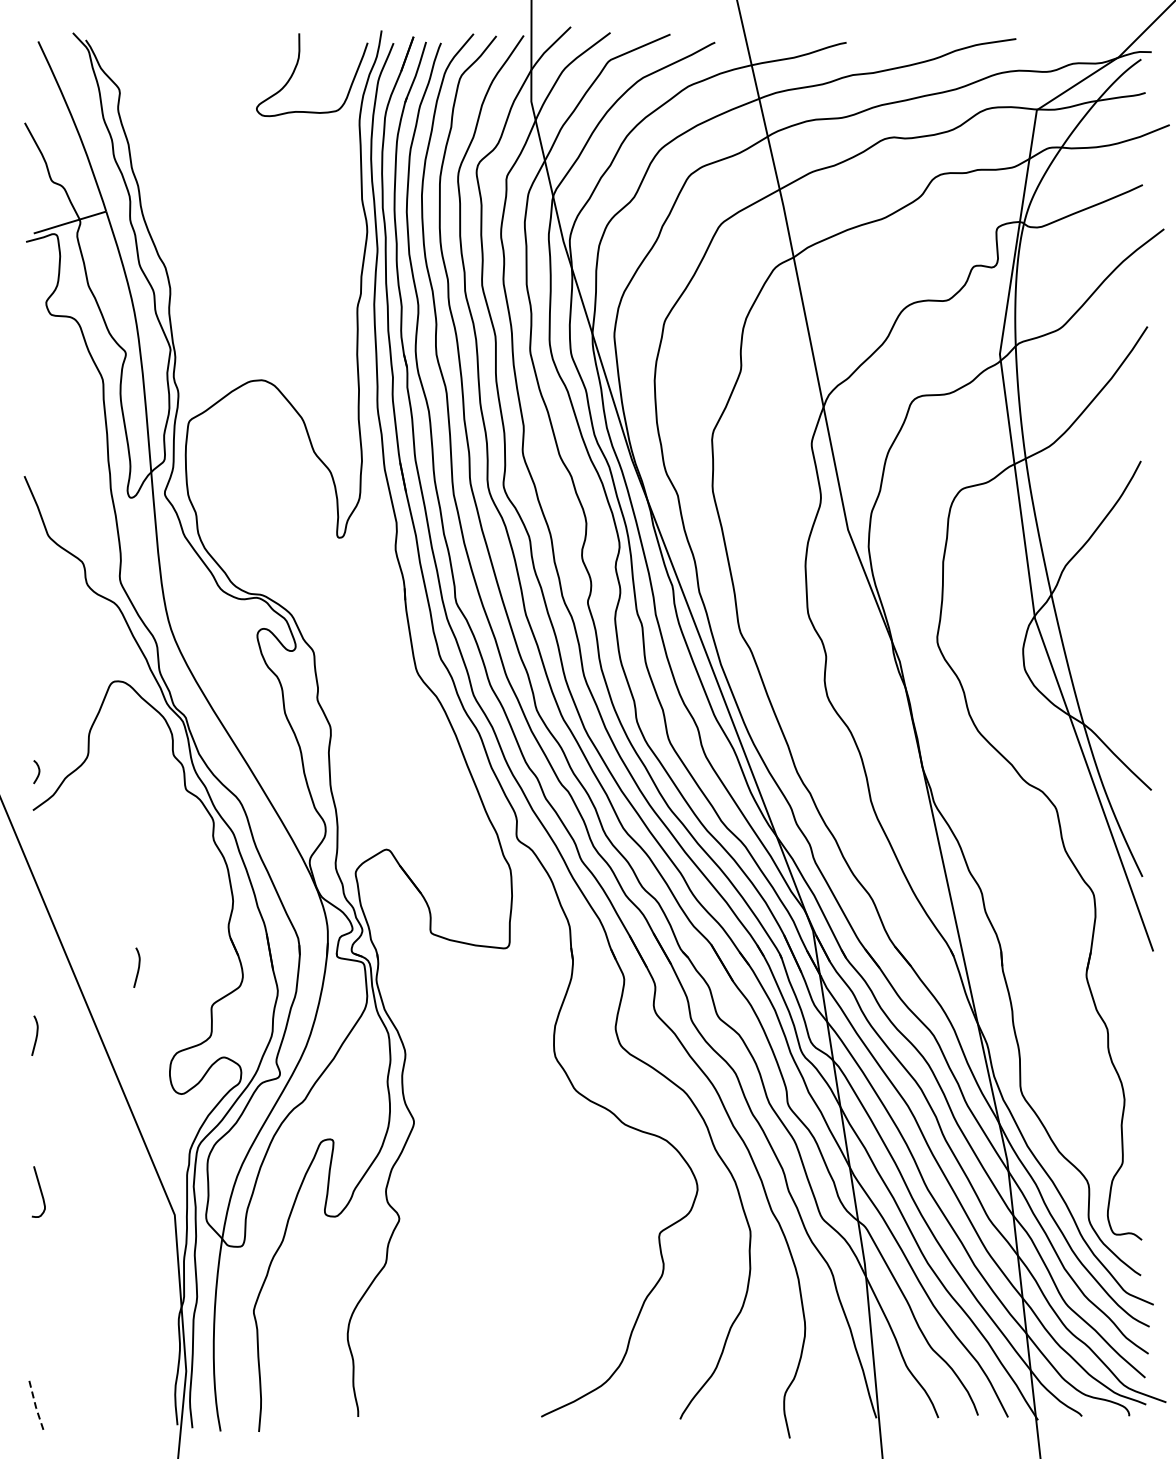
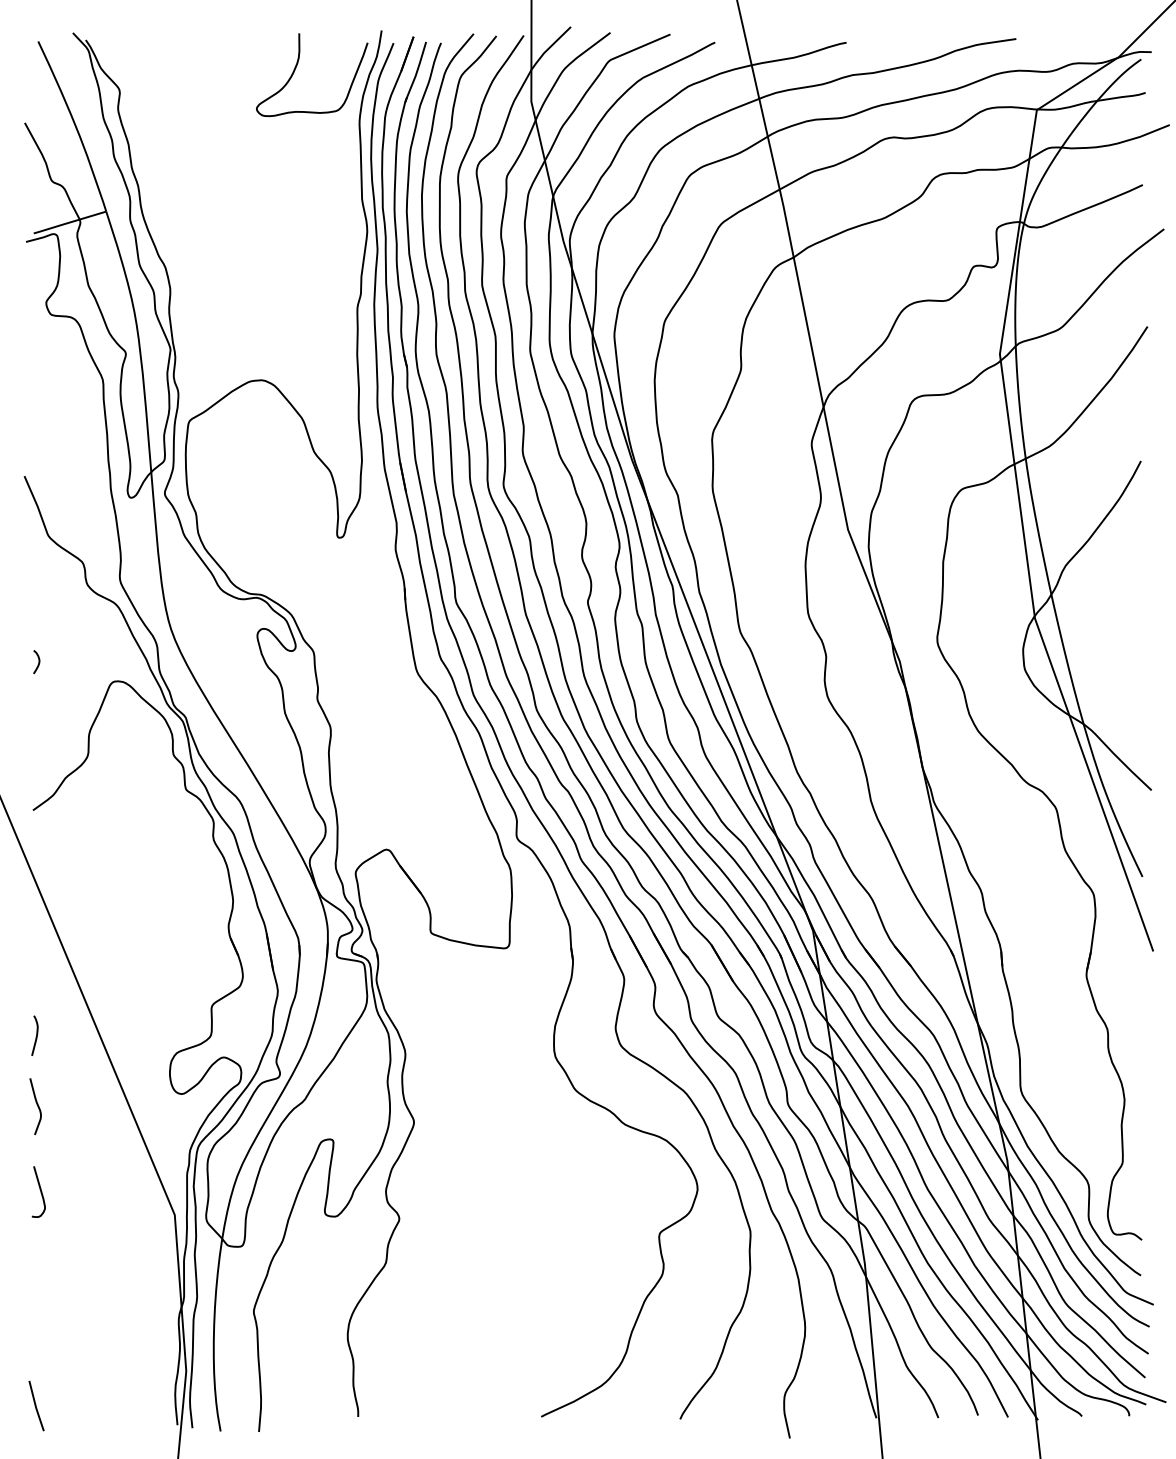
curve position: (38, 772) -> (38, 662) (38, 662)
curve: present -> none (137, 968)
curve: none -> present (37, 1106)
line: dashed -> solid (36, 1407)
